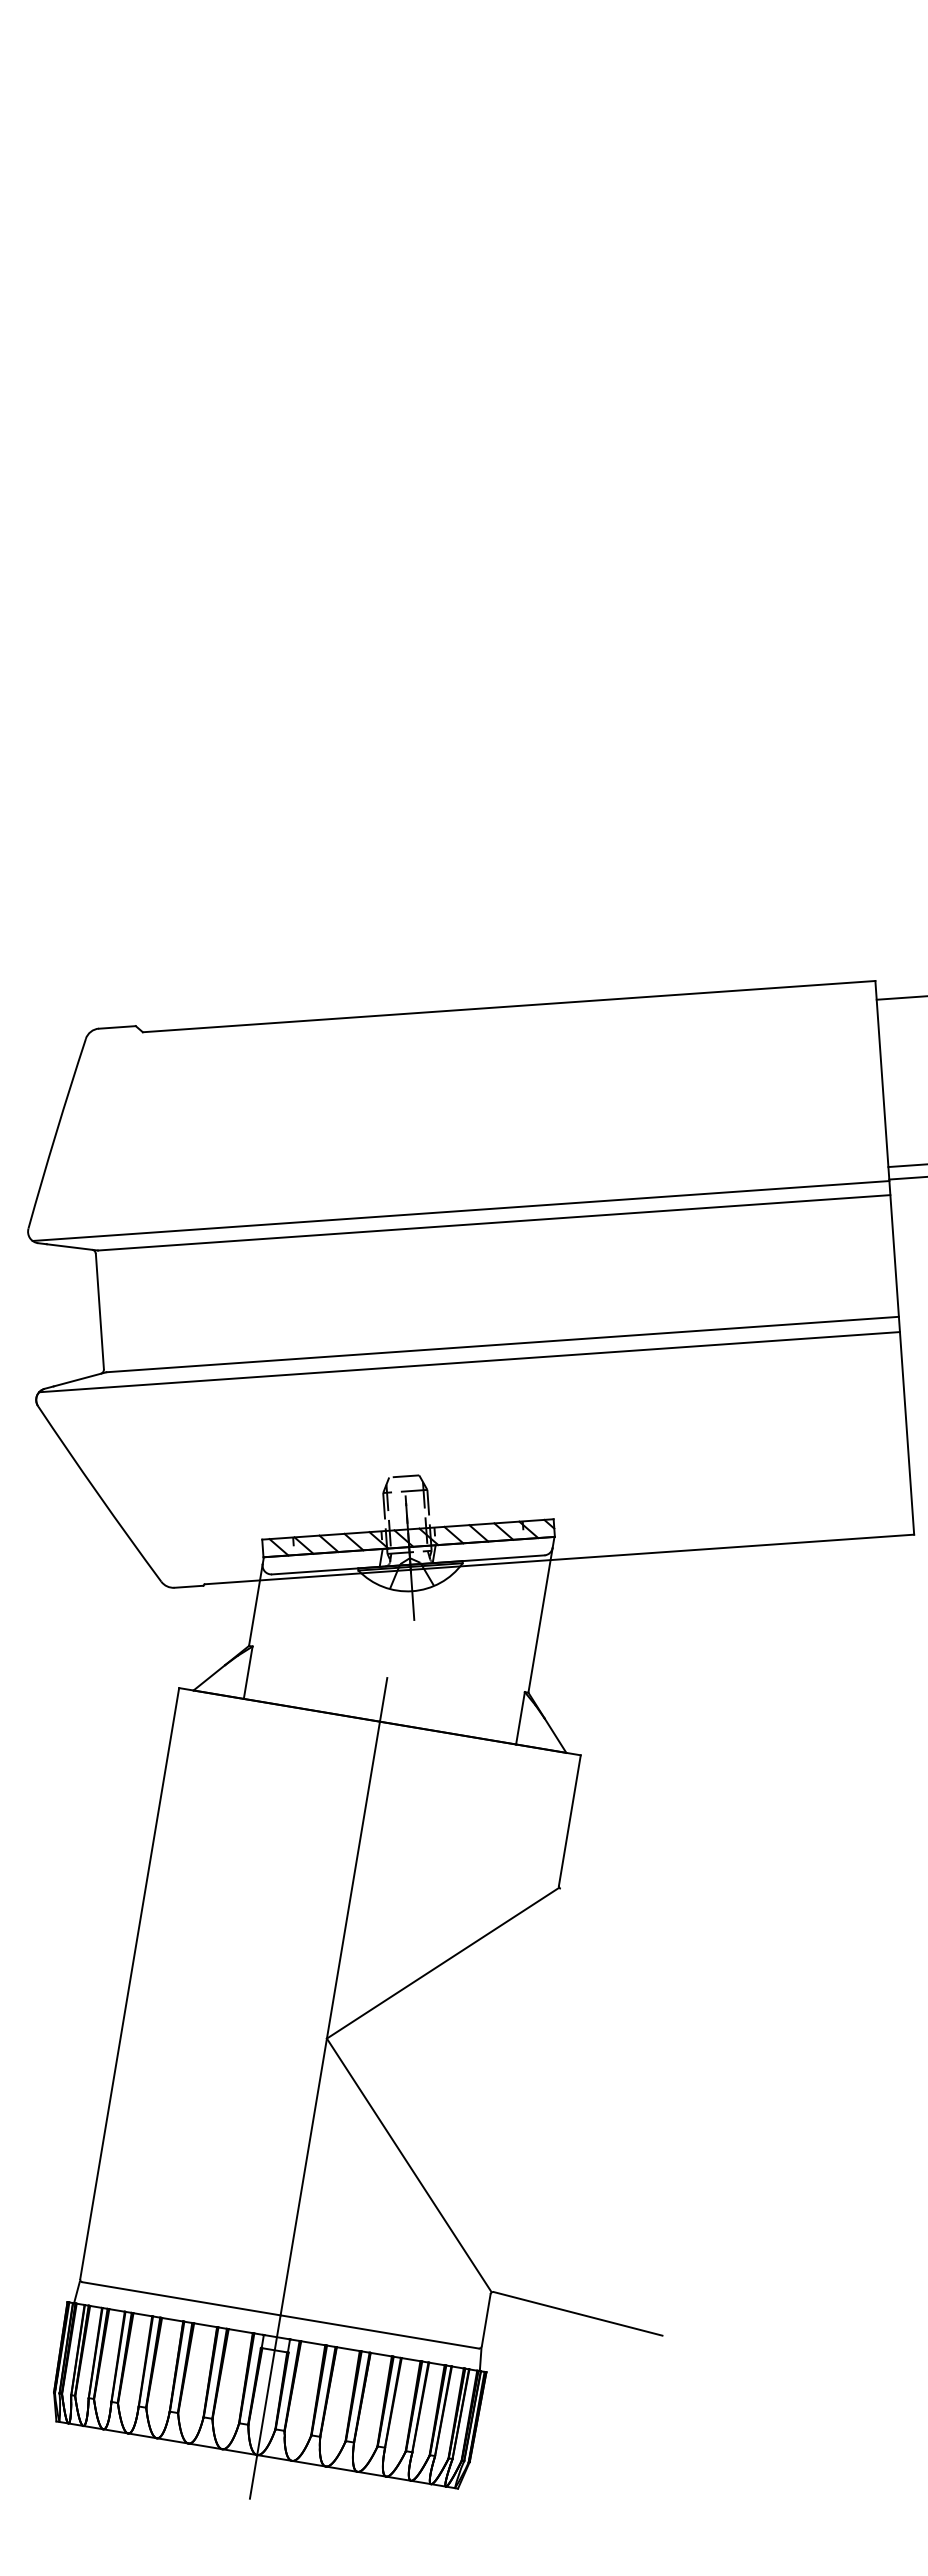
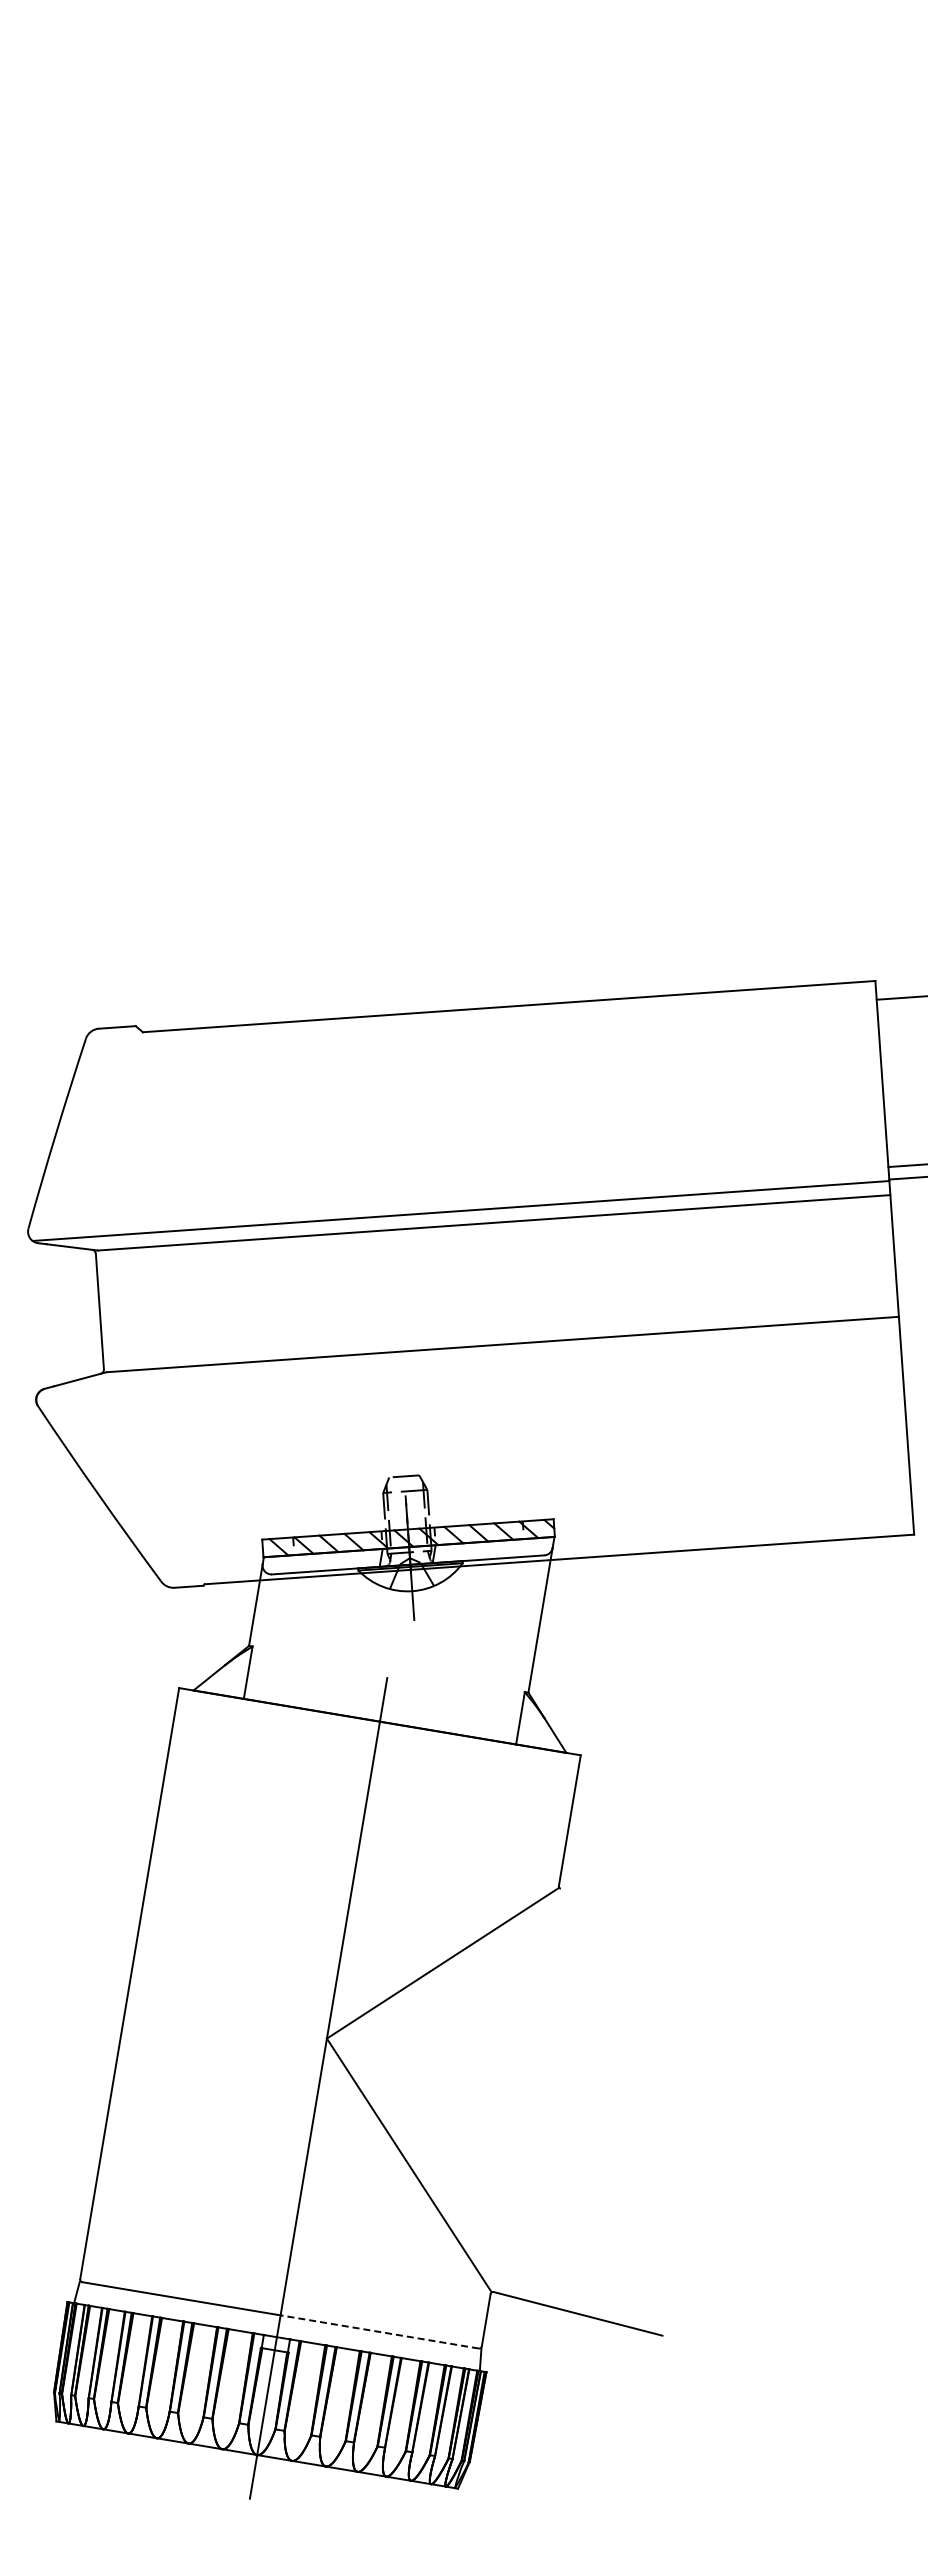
line: present -> none (469, 1362)
line: solid -> dashed (379, 2331)
